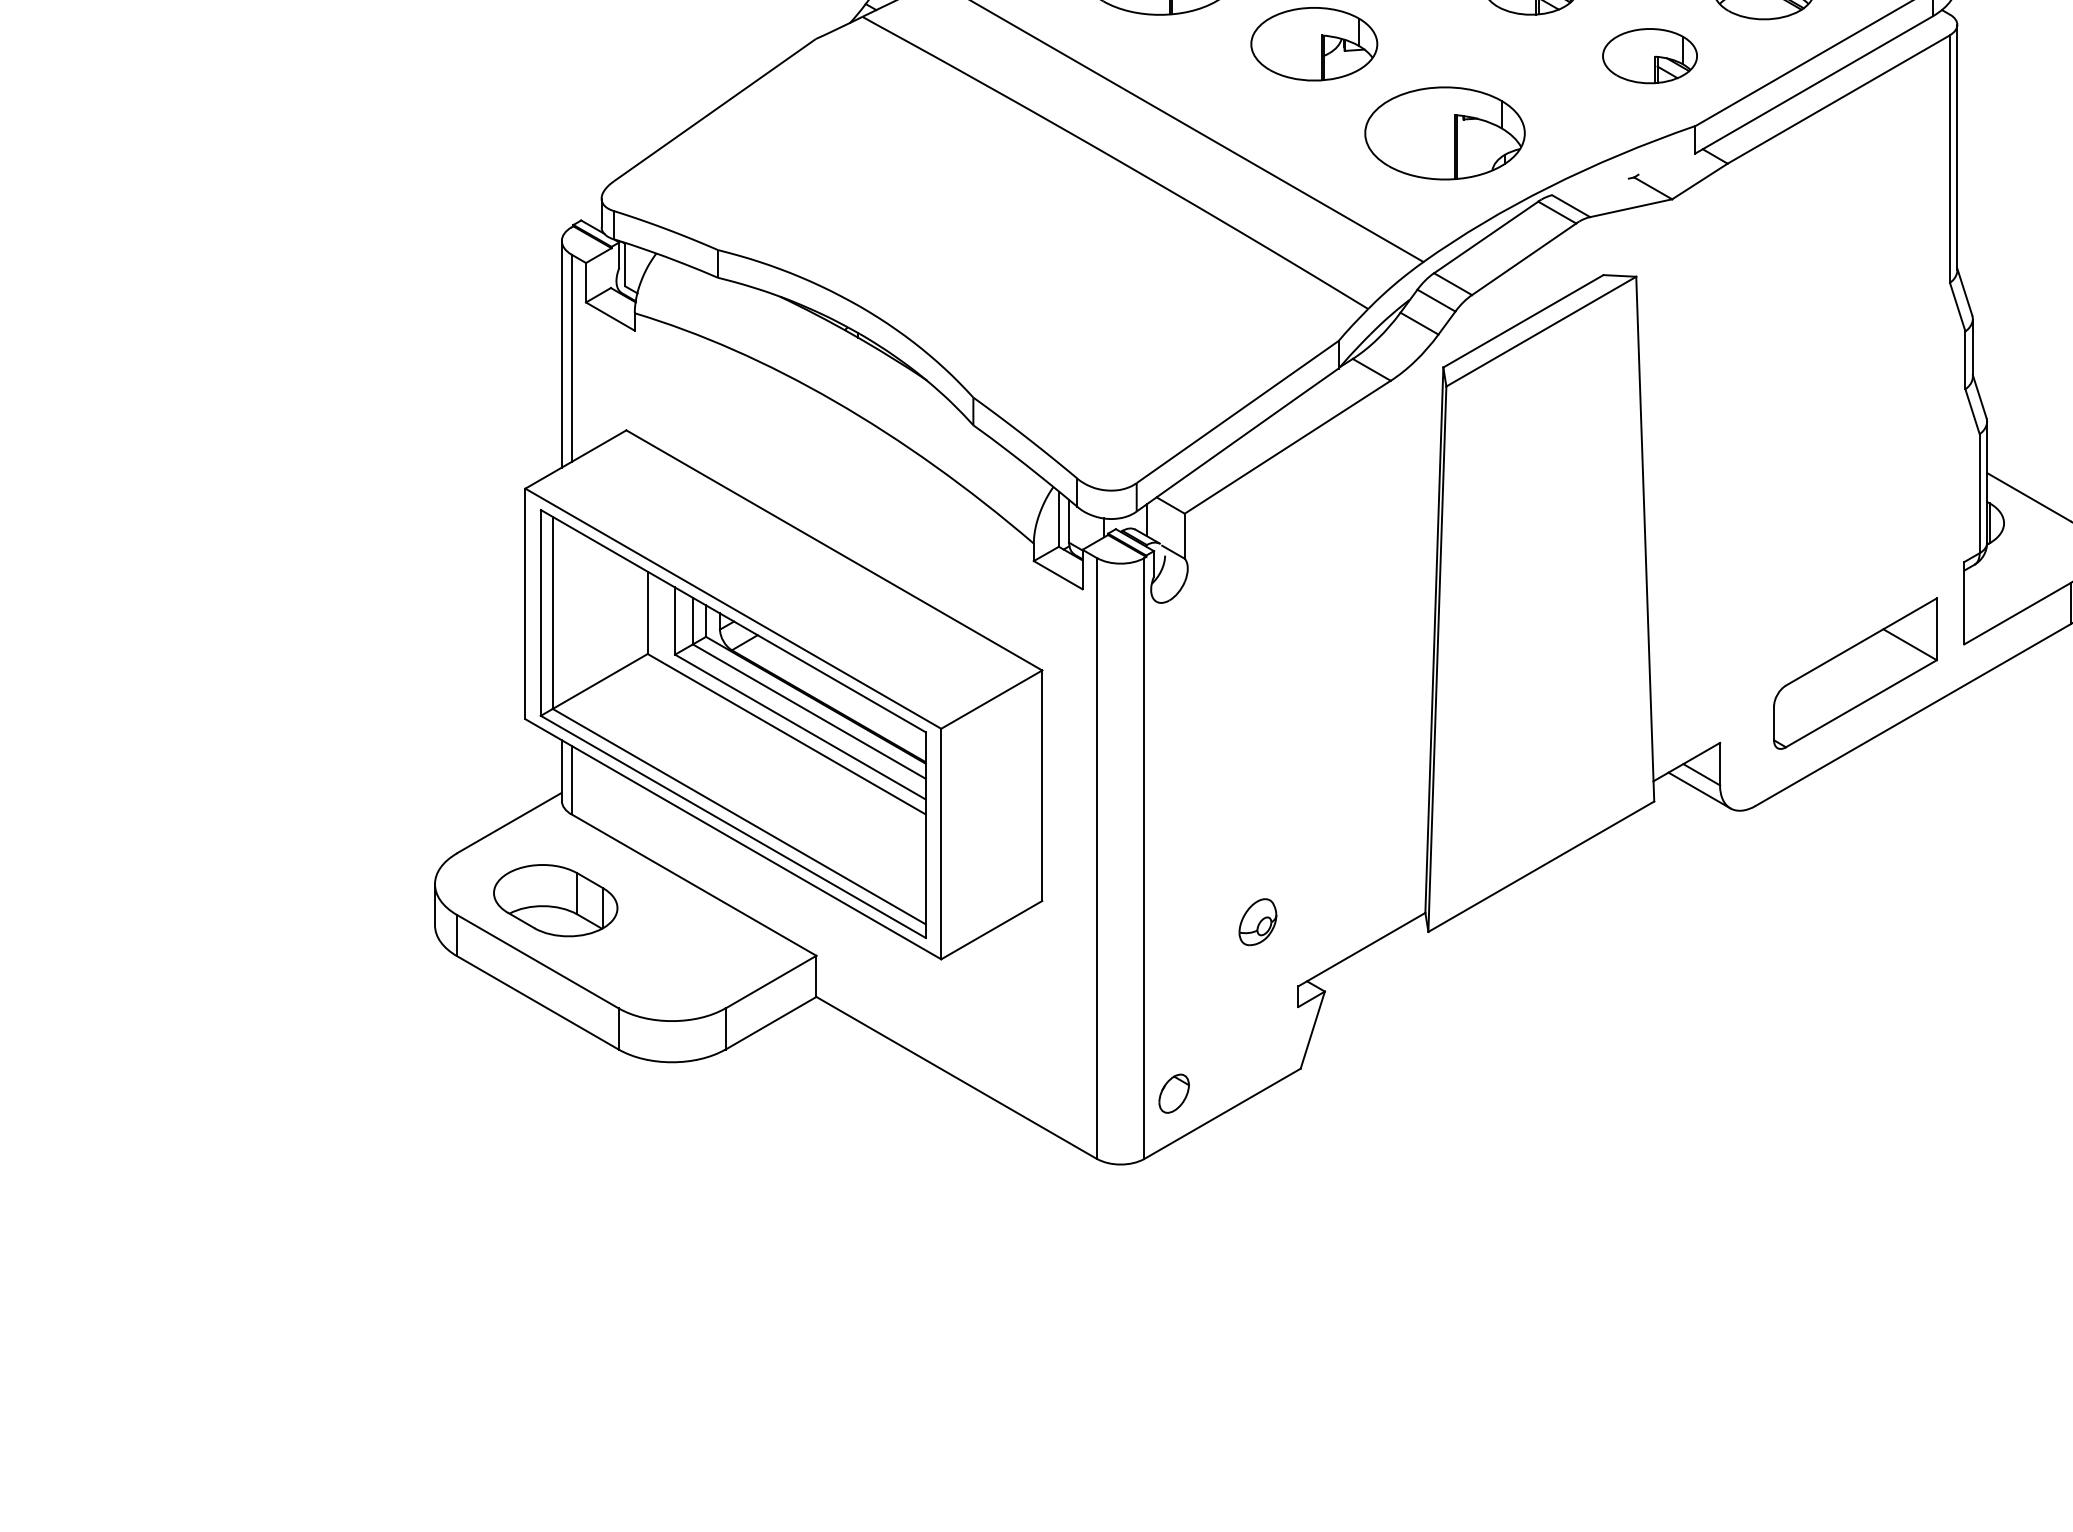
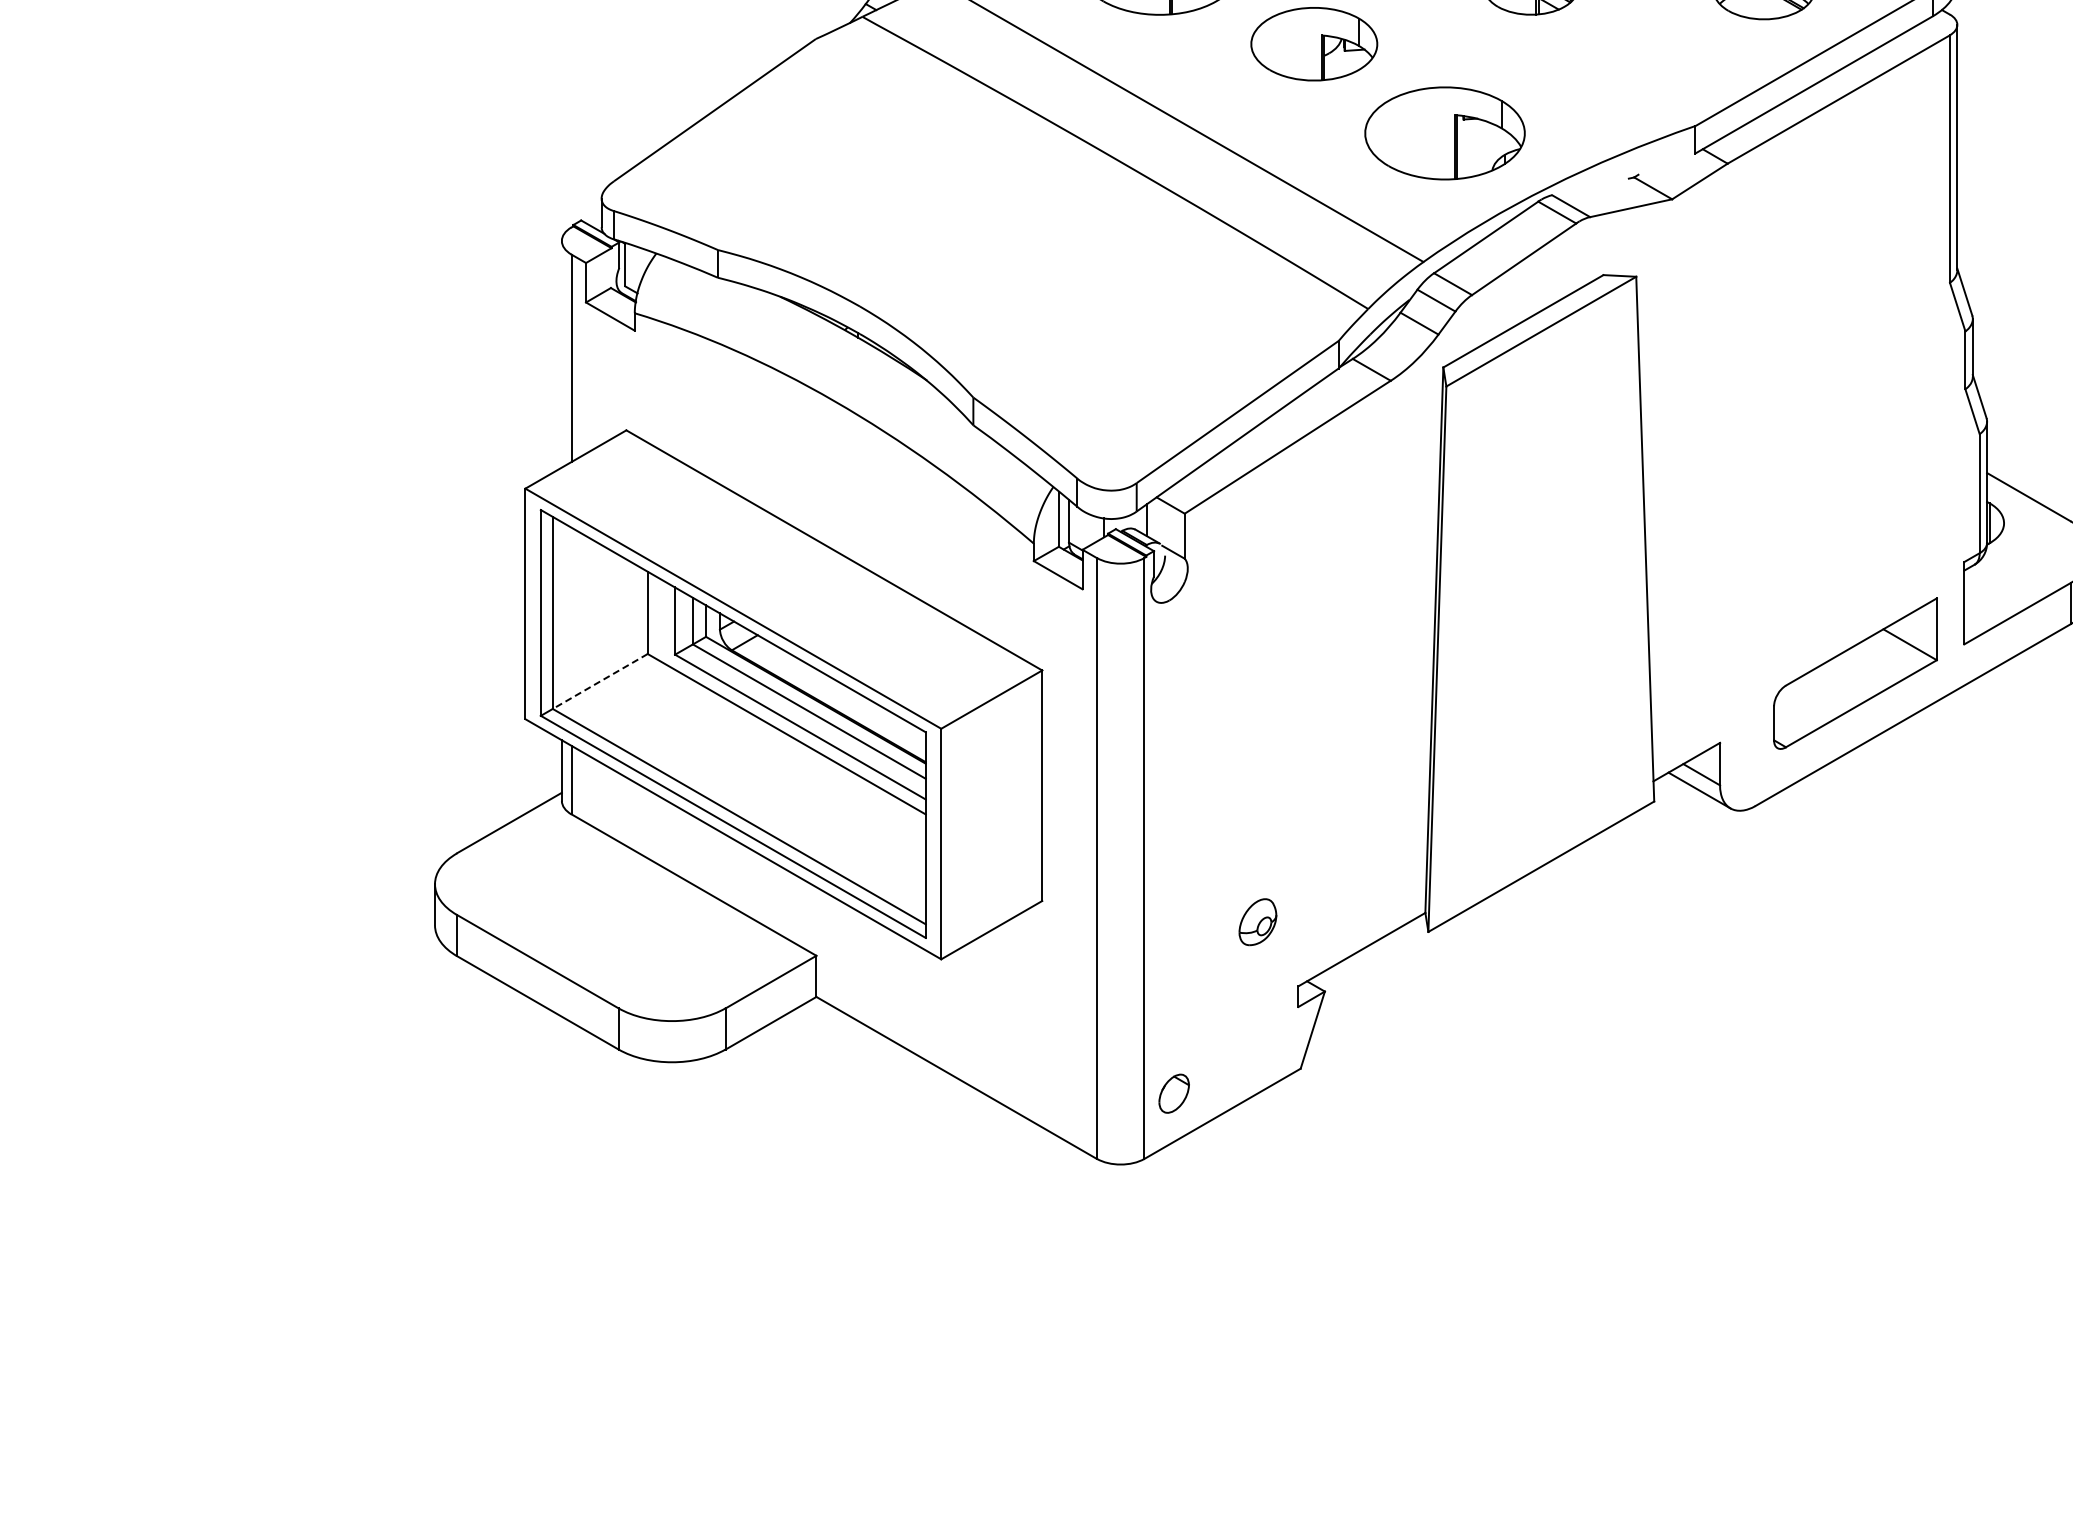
part: present -> none (1649, 56)
line: present -> none (561, 353)
line: solid -> dashed (600, 681)
part: present -> none (555, 900)
